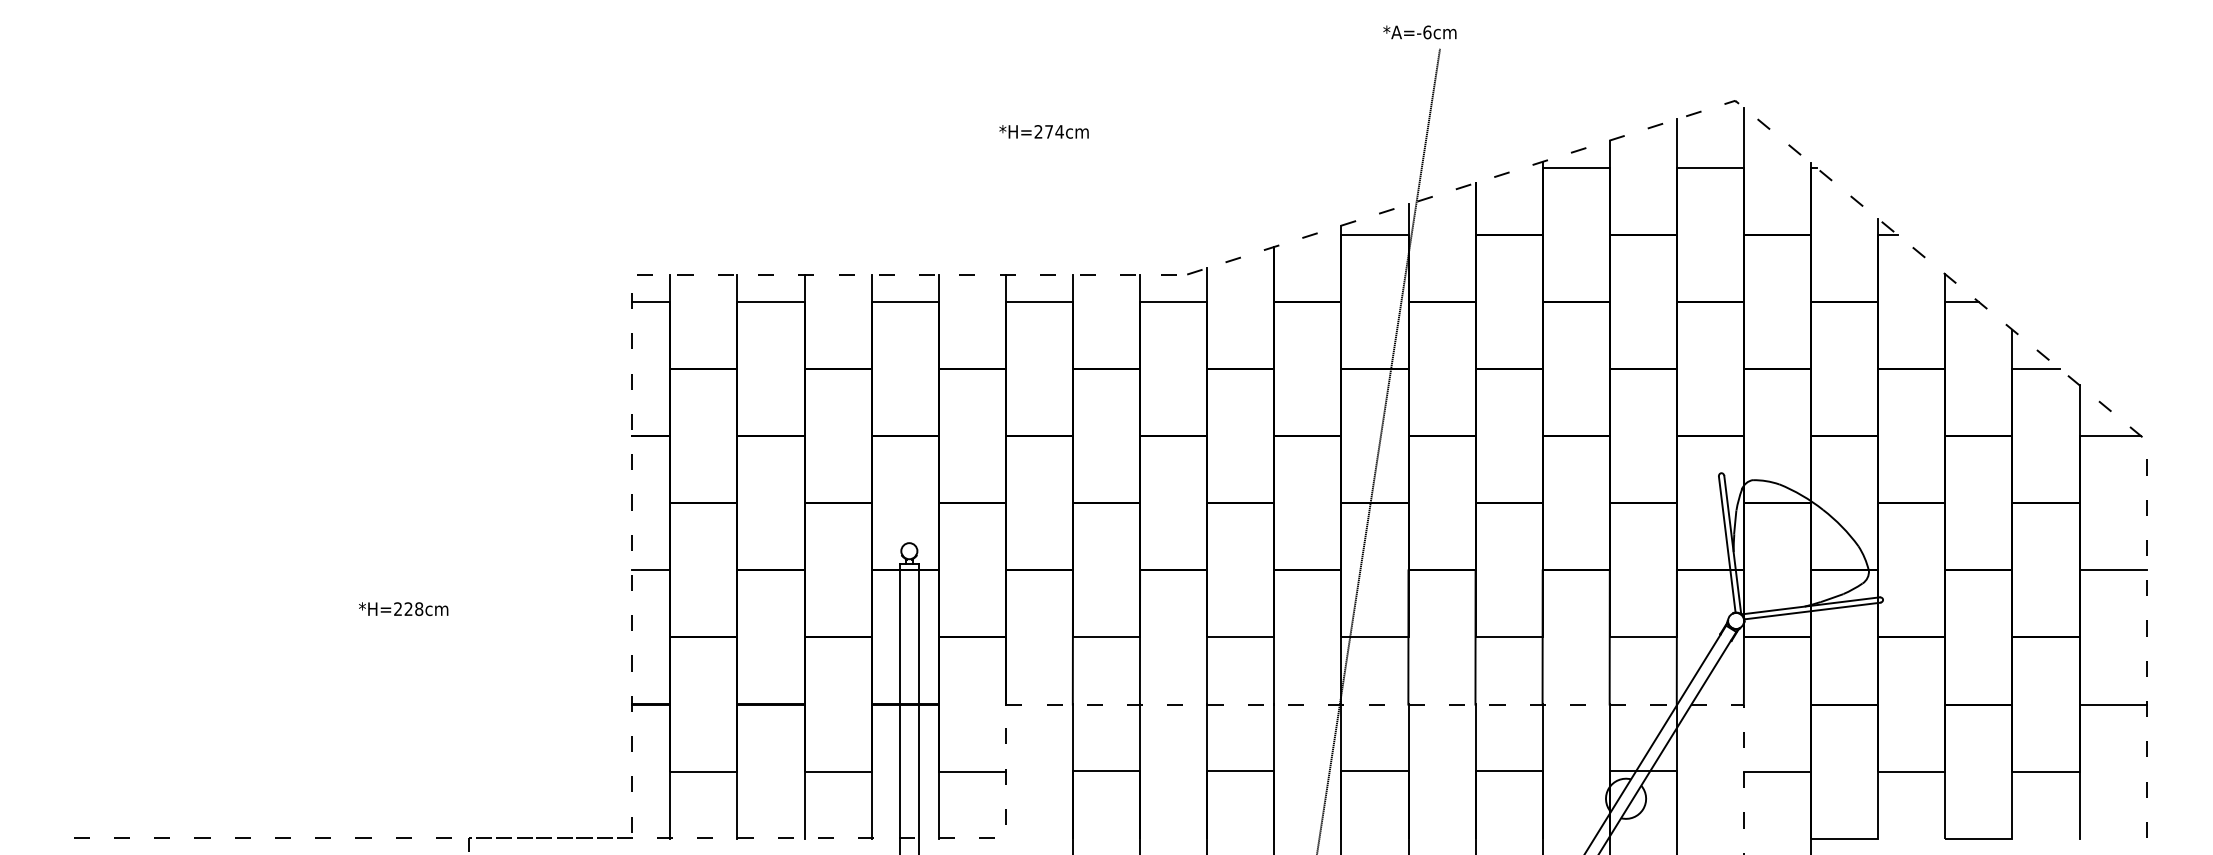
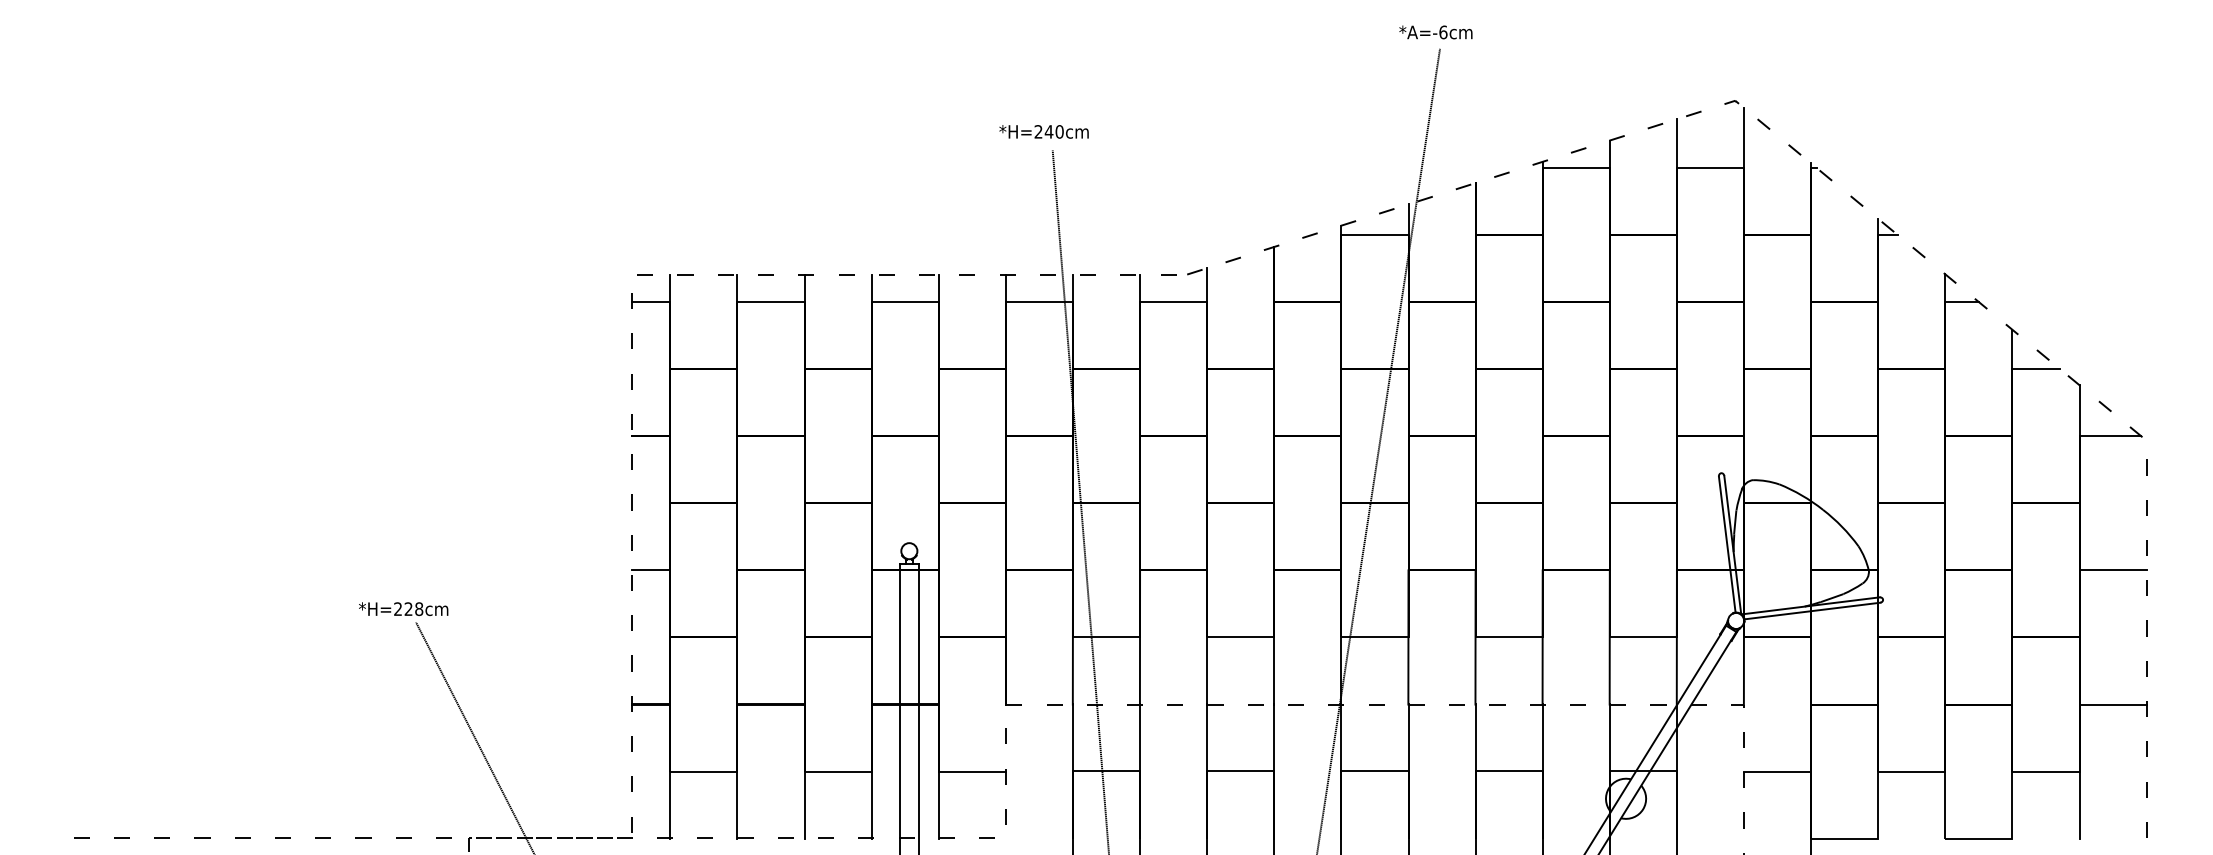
text position: (1419, 32) -> (1435, 32) (1435, 32)
text: *H=274cm -> *H=240cm (1053, 131)
line: none -> present (1080, 500)
line: none -> present (474, 736)
